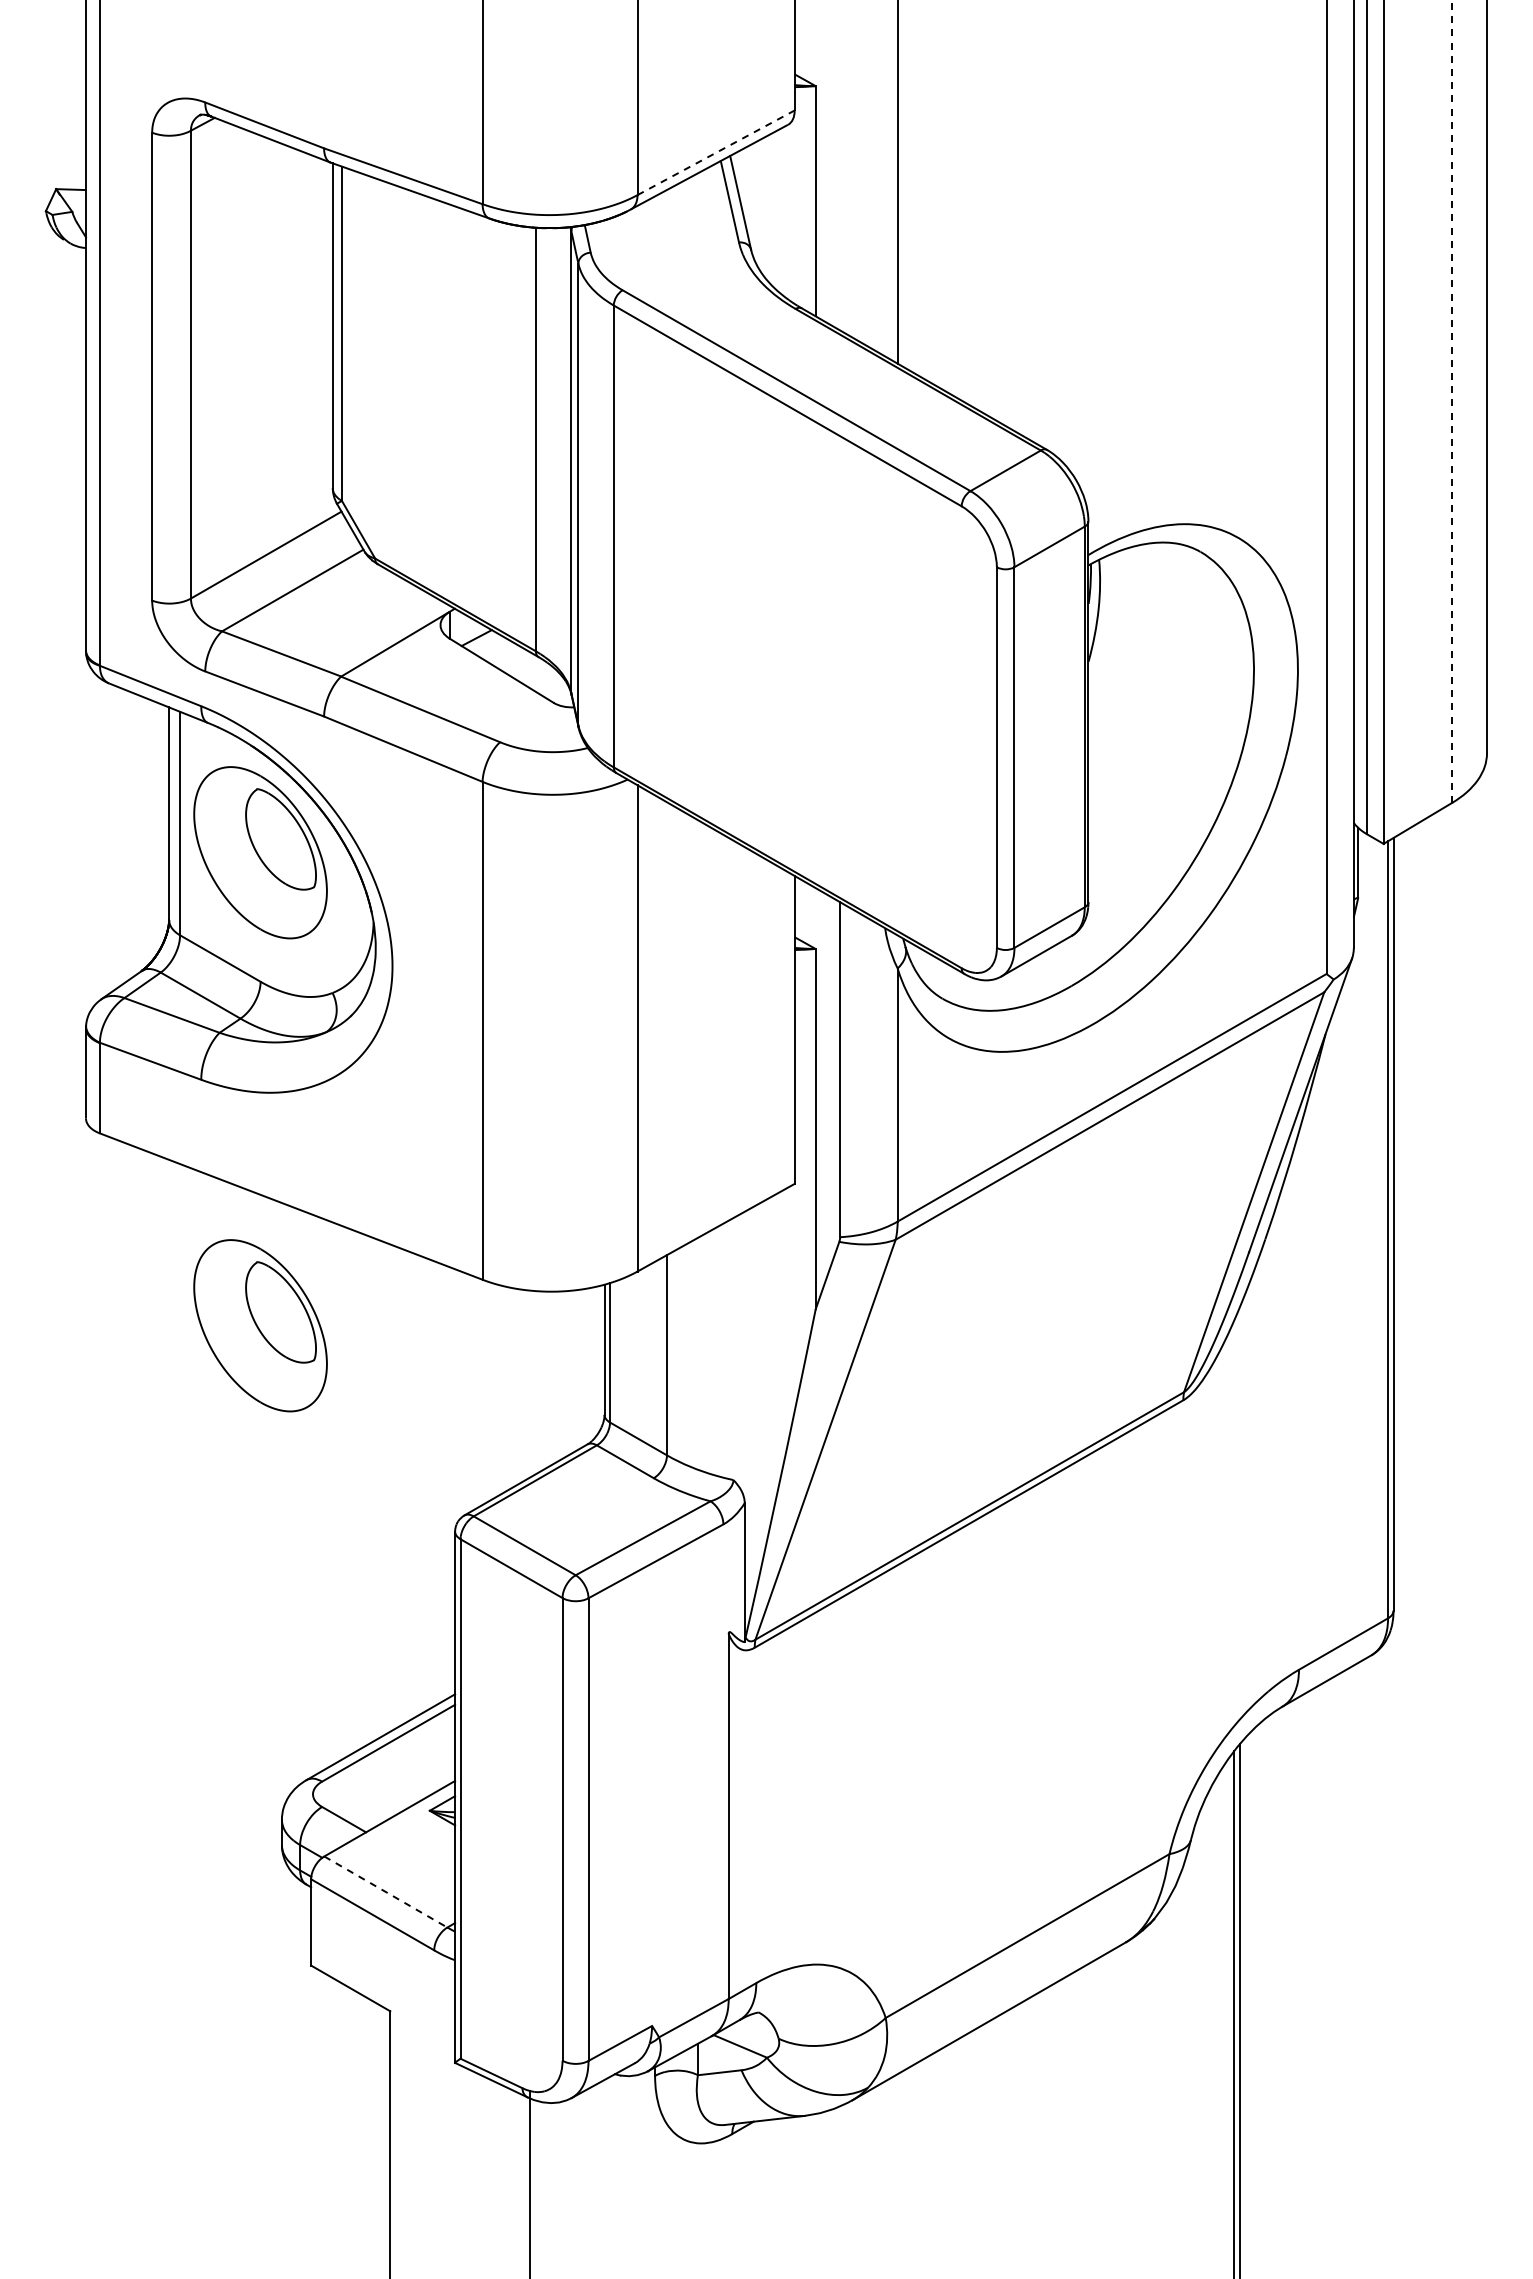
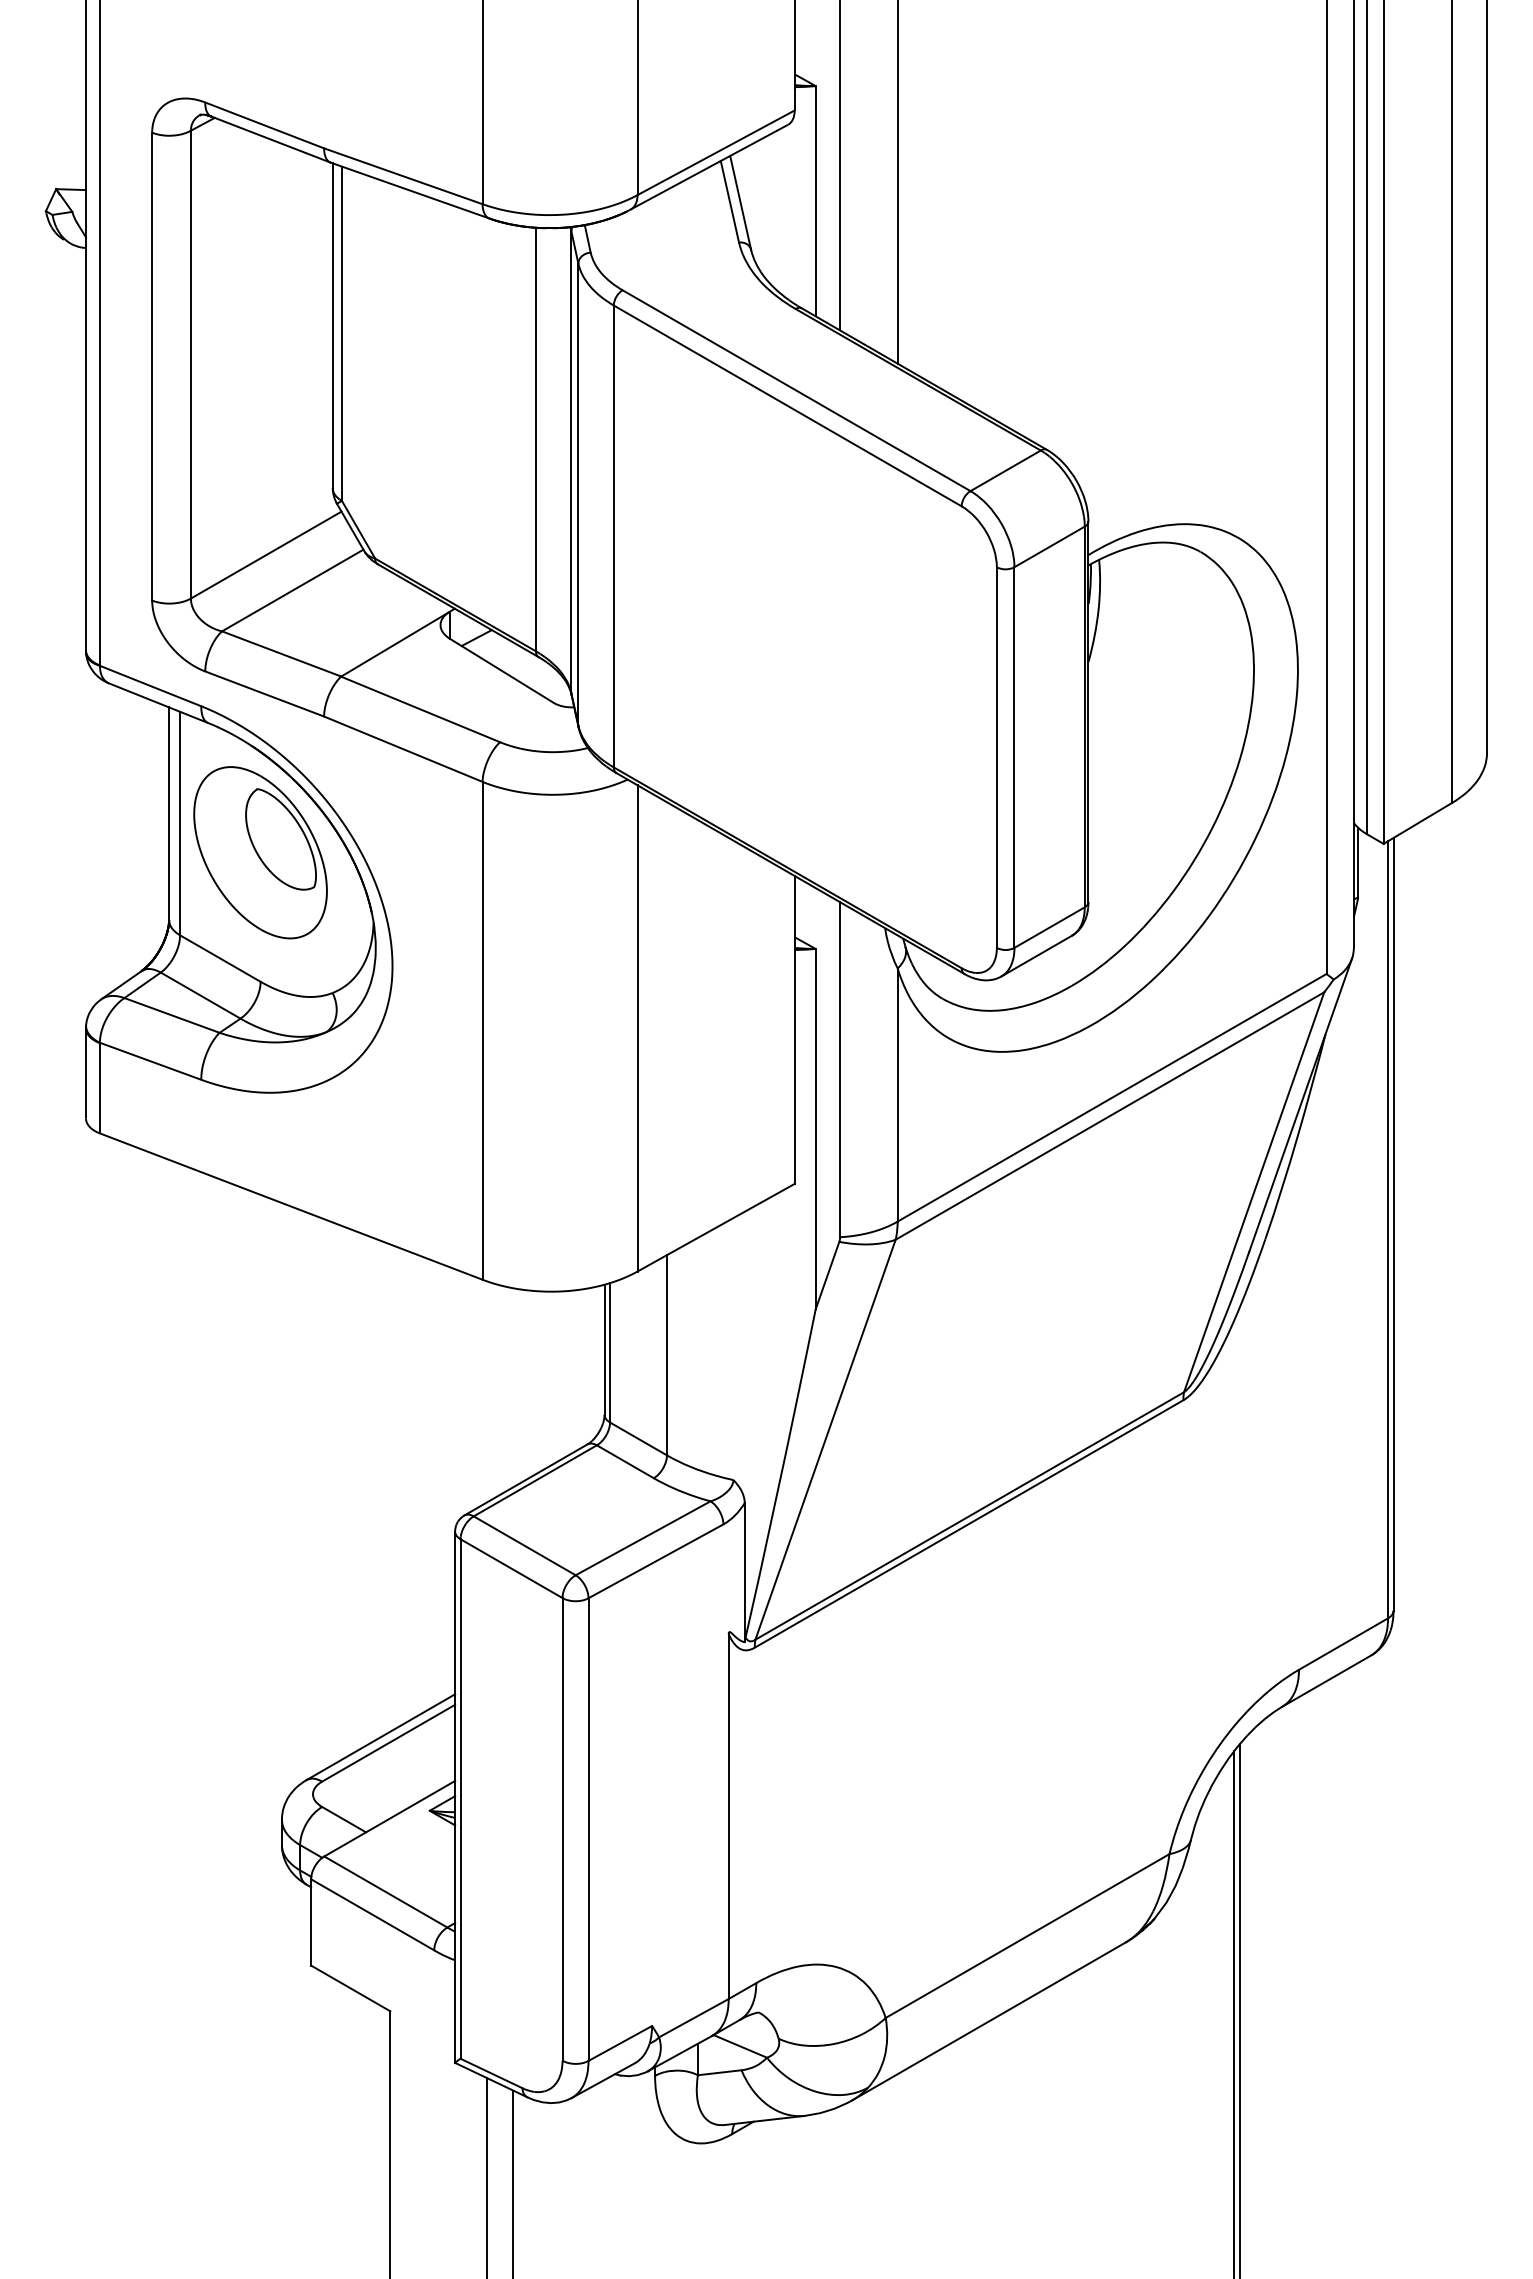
line: dashed -> solid (716, 152)
line: none -> present (840, 166)
line: dashed -> solid (1452, 400)
part: present -> none (260, 1325)
line: dashed -> solid (386, 1892)
line: none -> present (486, 2176)
line position: (530, 2182) -> (513, 2182) (513, 2182)
